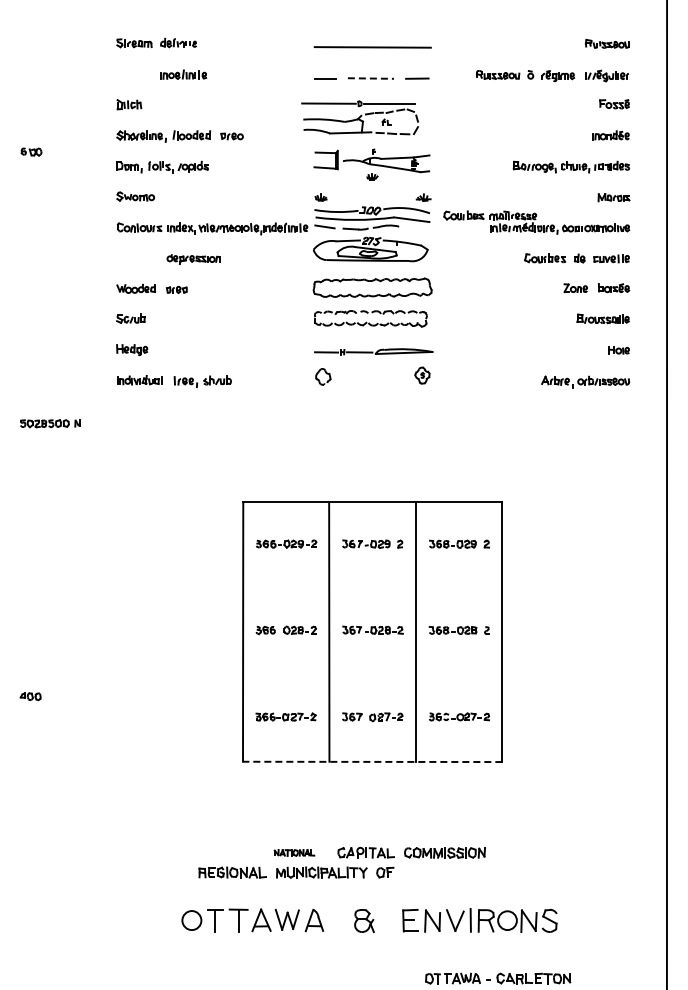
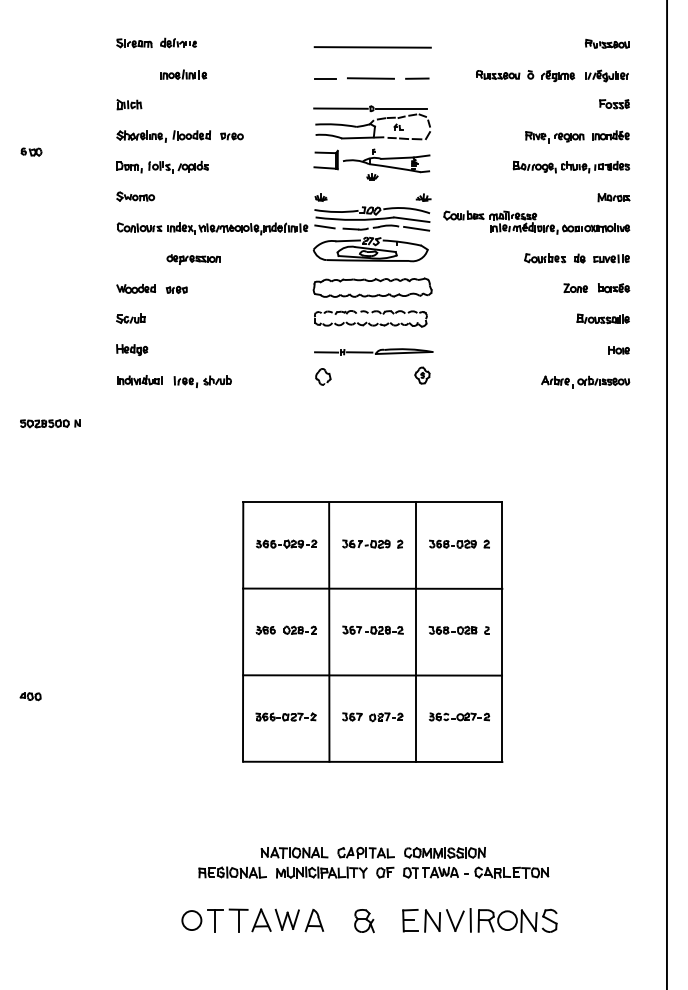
line: dashed -> solid (371, 78)
part position: (359, 117) -> (371, 122) (371, 122)
part: none -> present (554, 137)
line: none -> present (416, 228)
line: none -> present (372, 588)
line: none -> present (372, 675)
line: dashed -> solid (372, 761)
part size: 43x8 px -> 69x12 px (294, 852)
part position: (498, 978) -> (476, 872) (476, 872)
